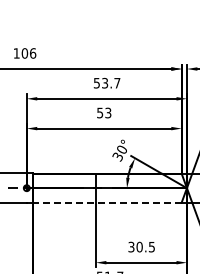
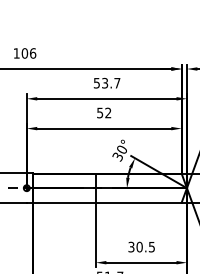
text: 53 -> 52 (108, 113)
line: dashed -> solid (106, 202)
